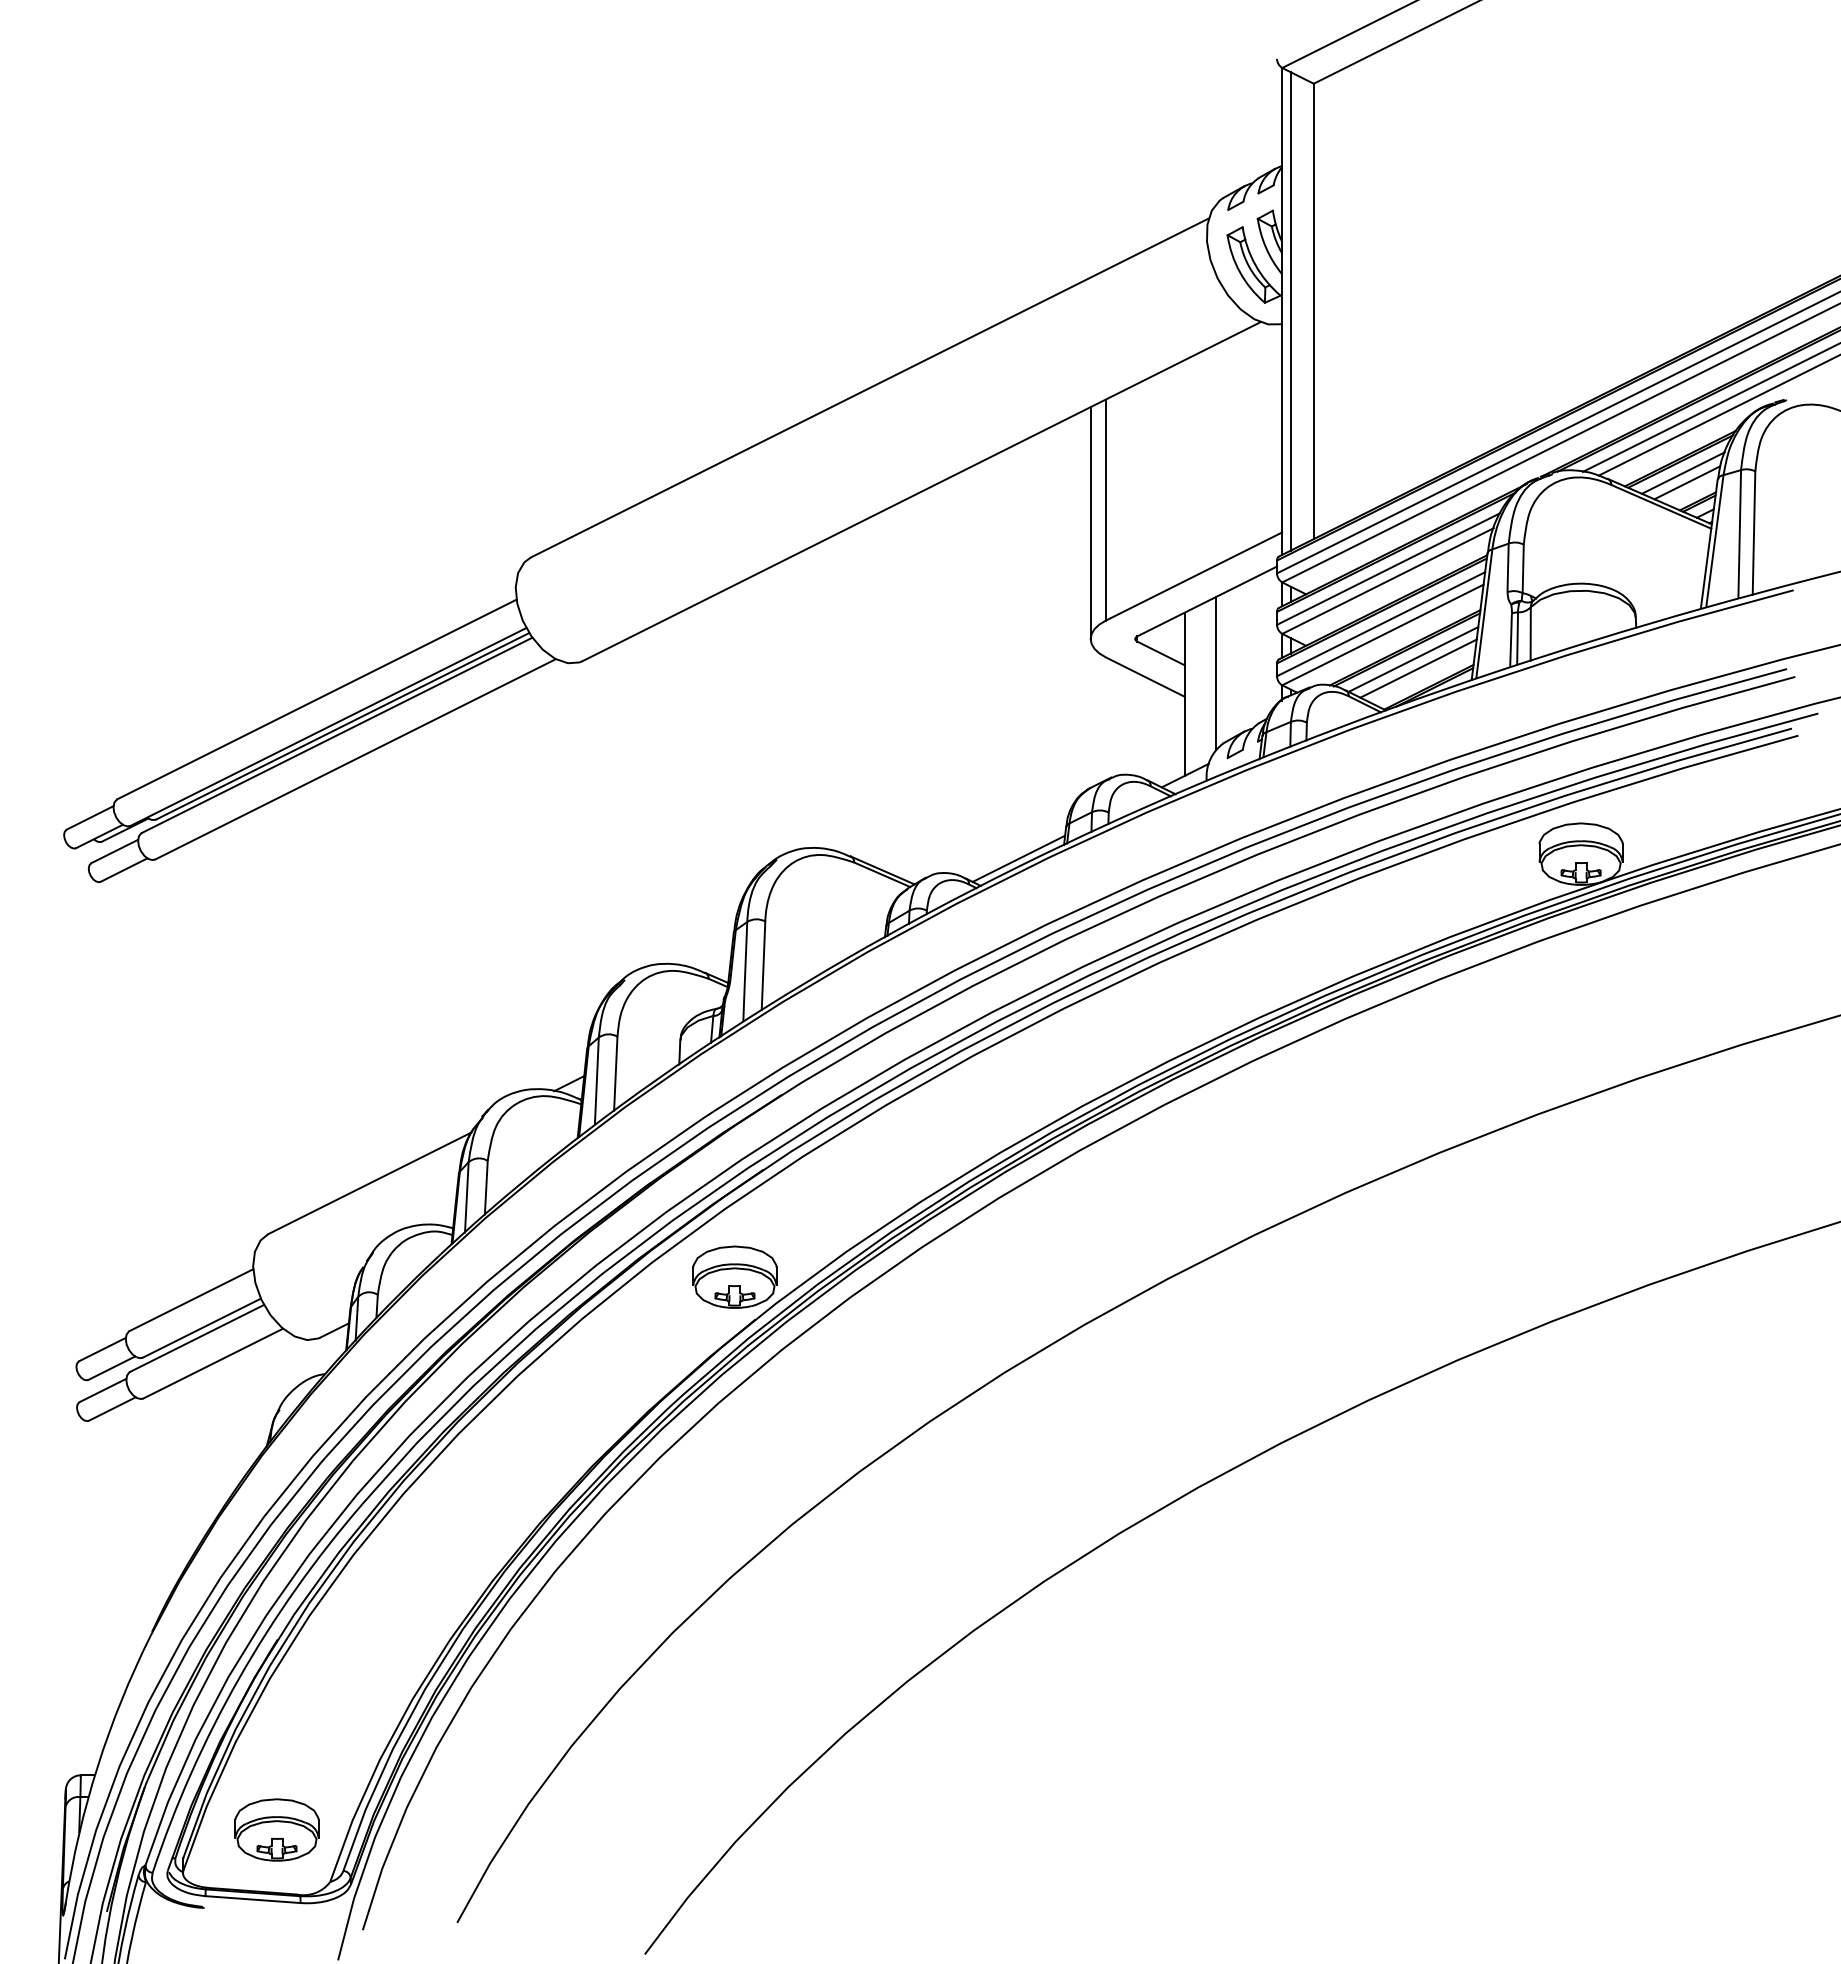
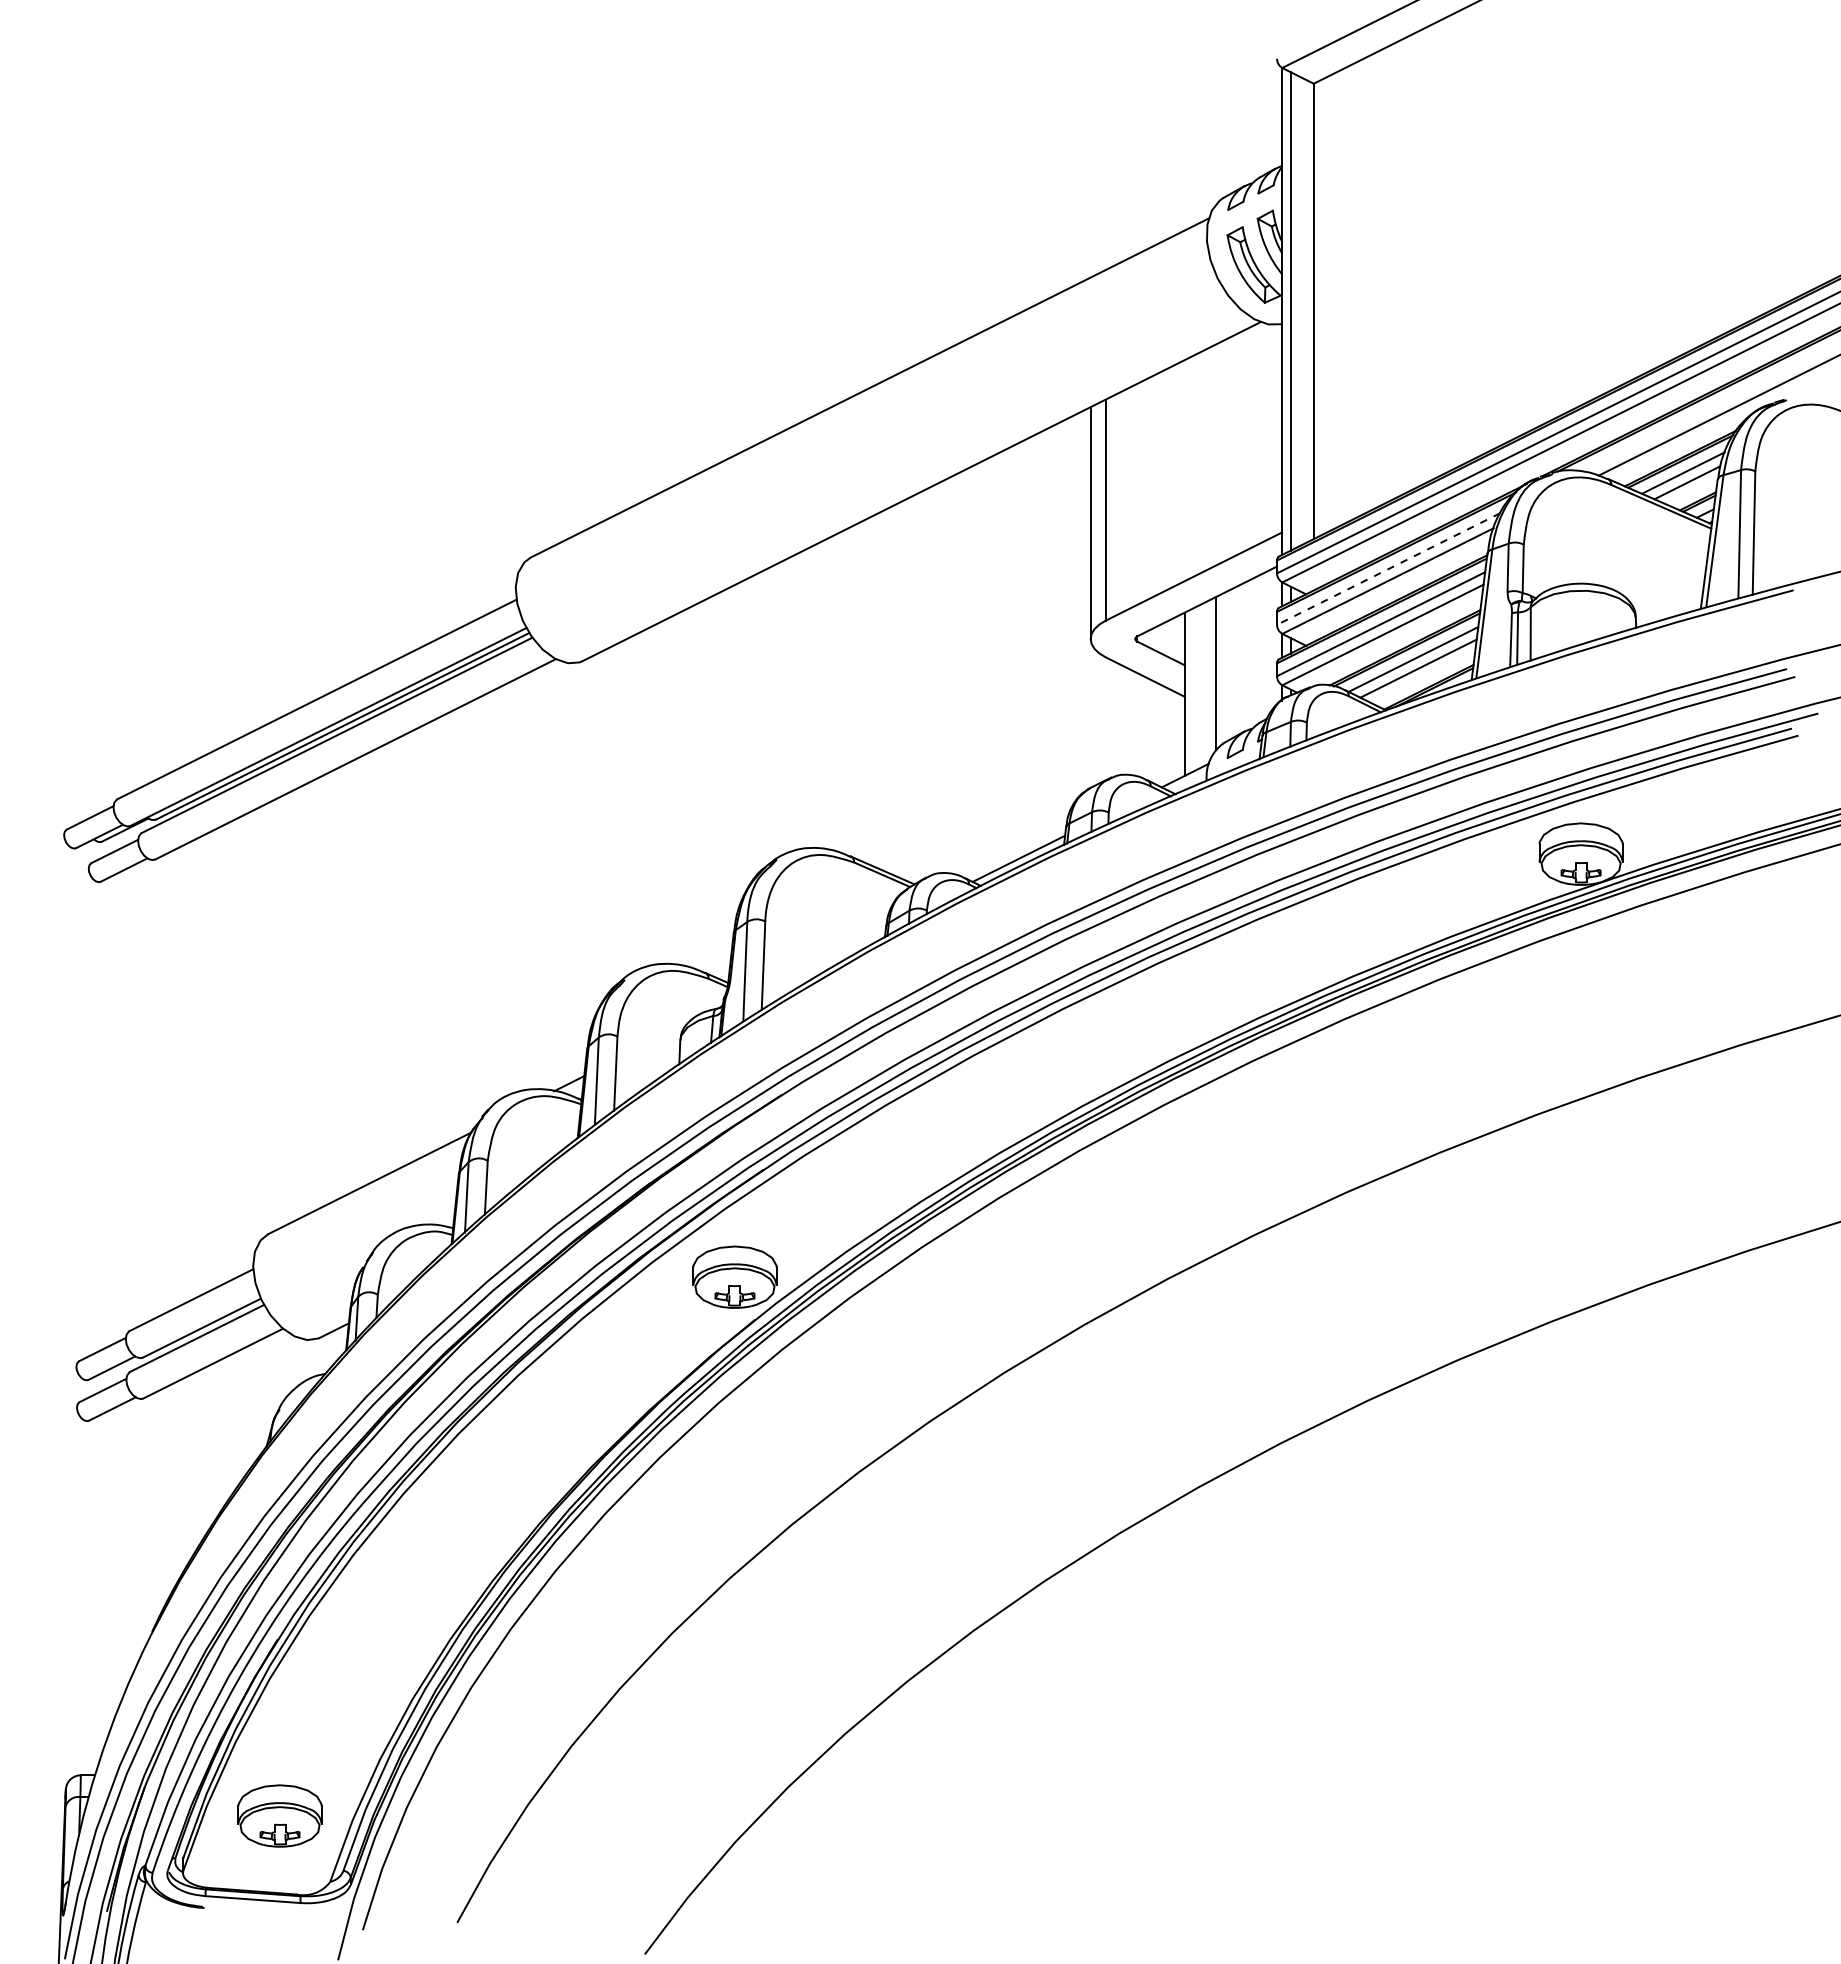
line: present -> none (1709, 407)
line: solid -> dashed (1388, 569)
part position: (276, 1829) -> (279, 1815) (279, 1815)
